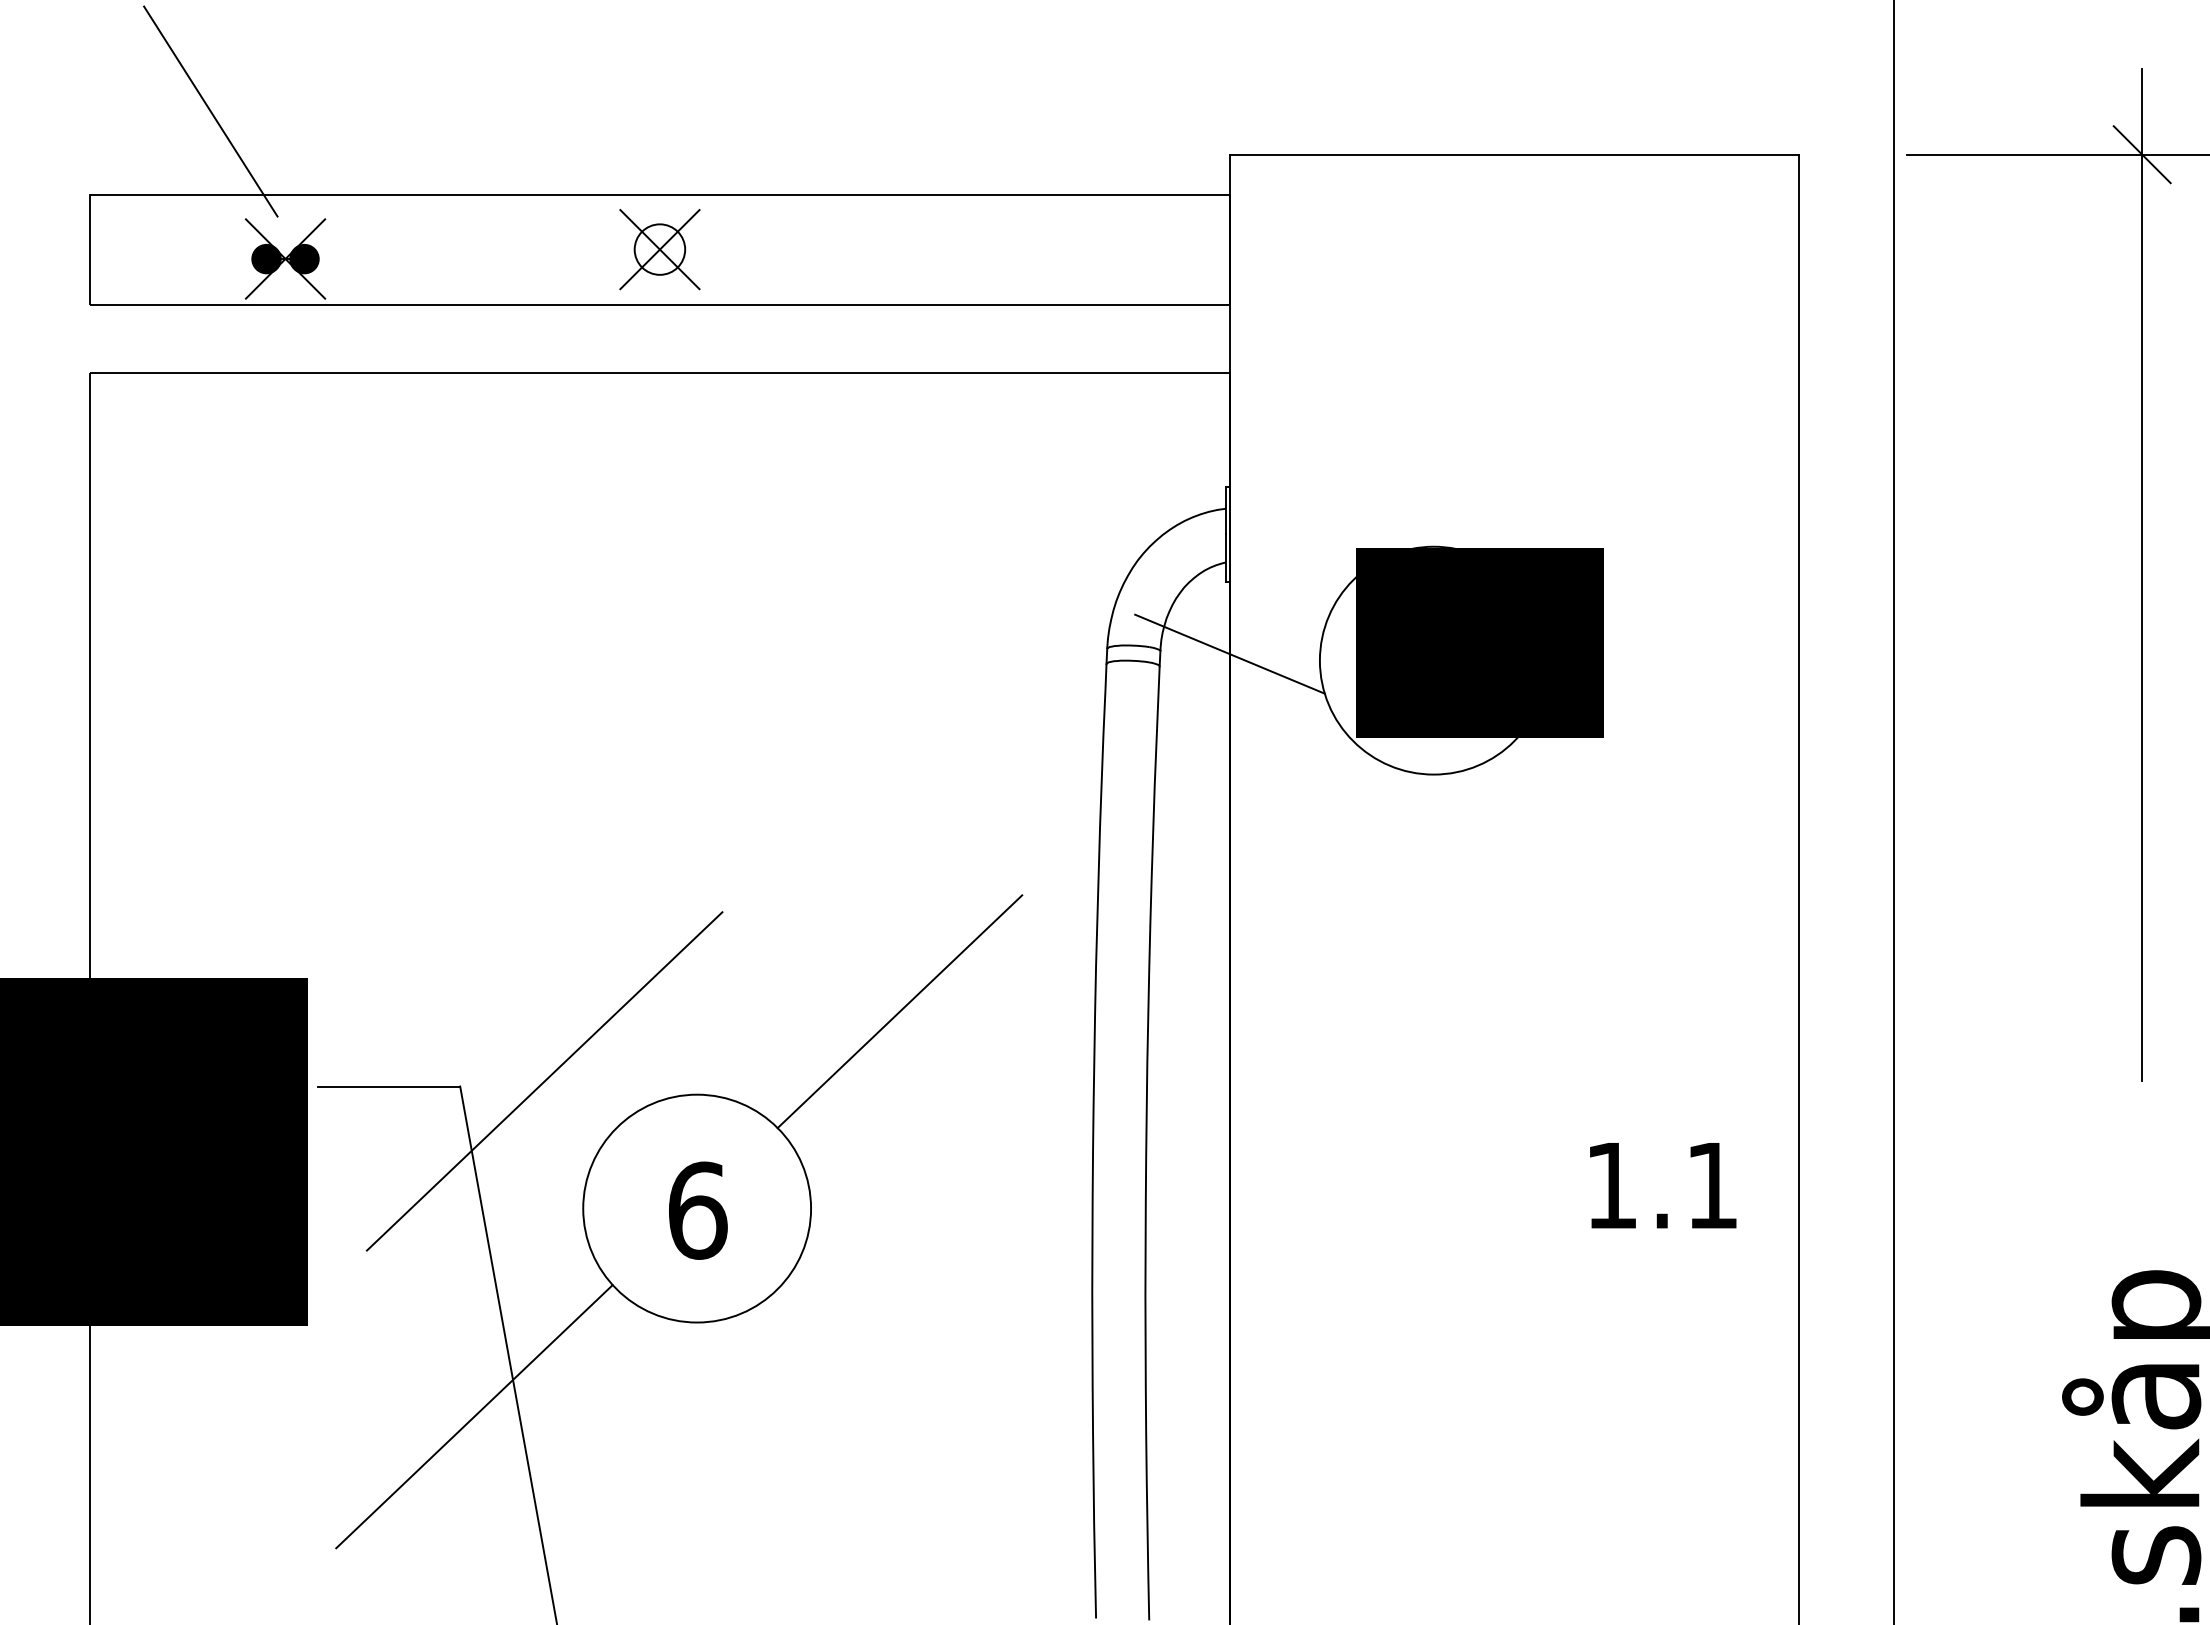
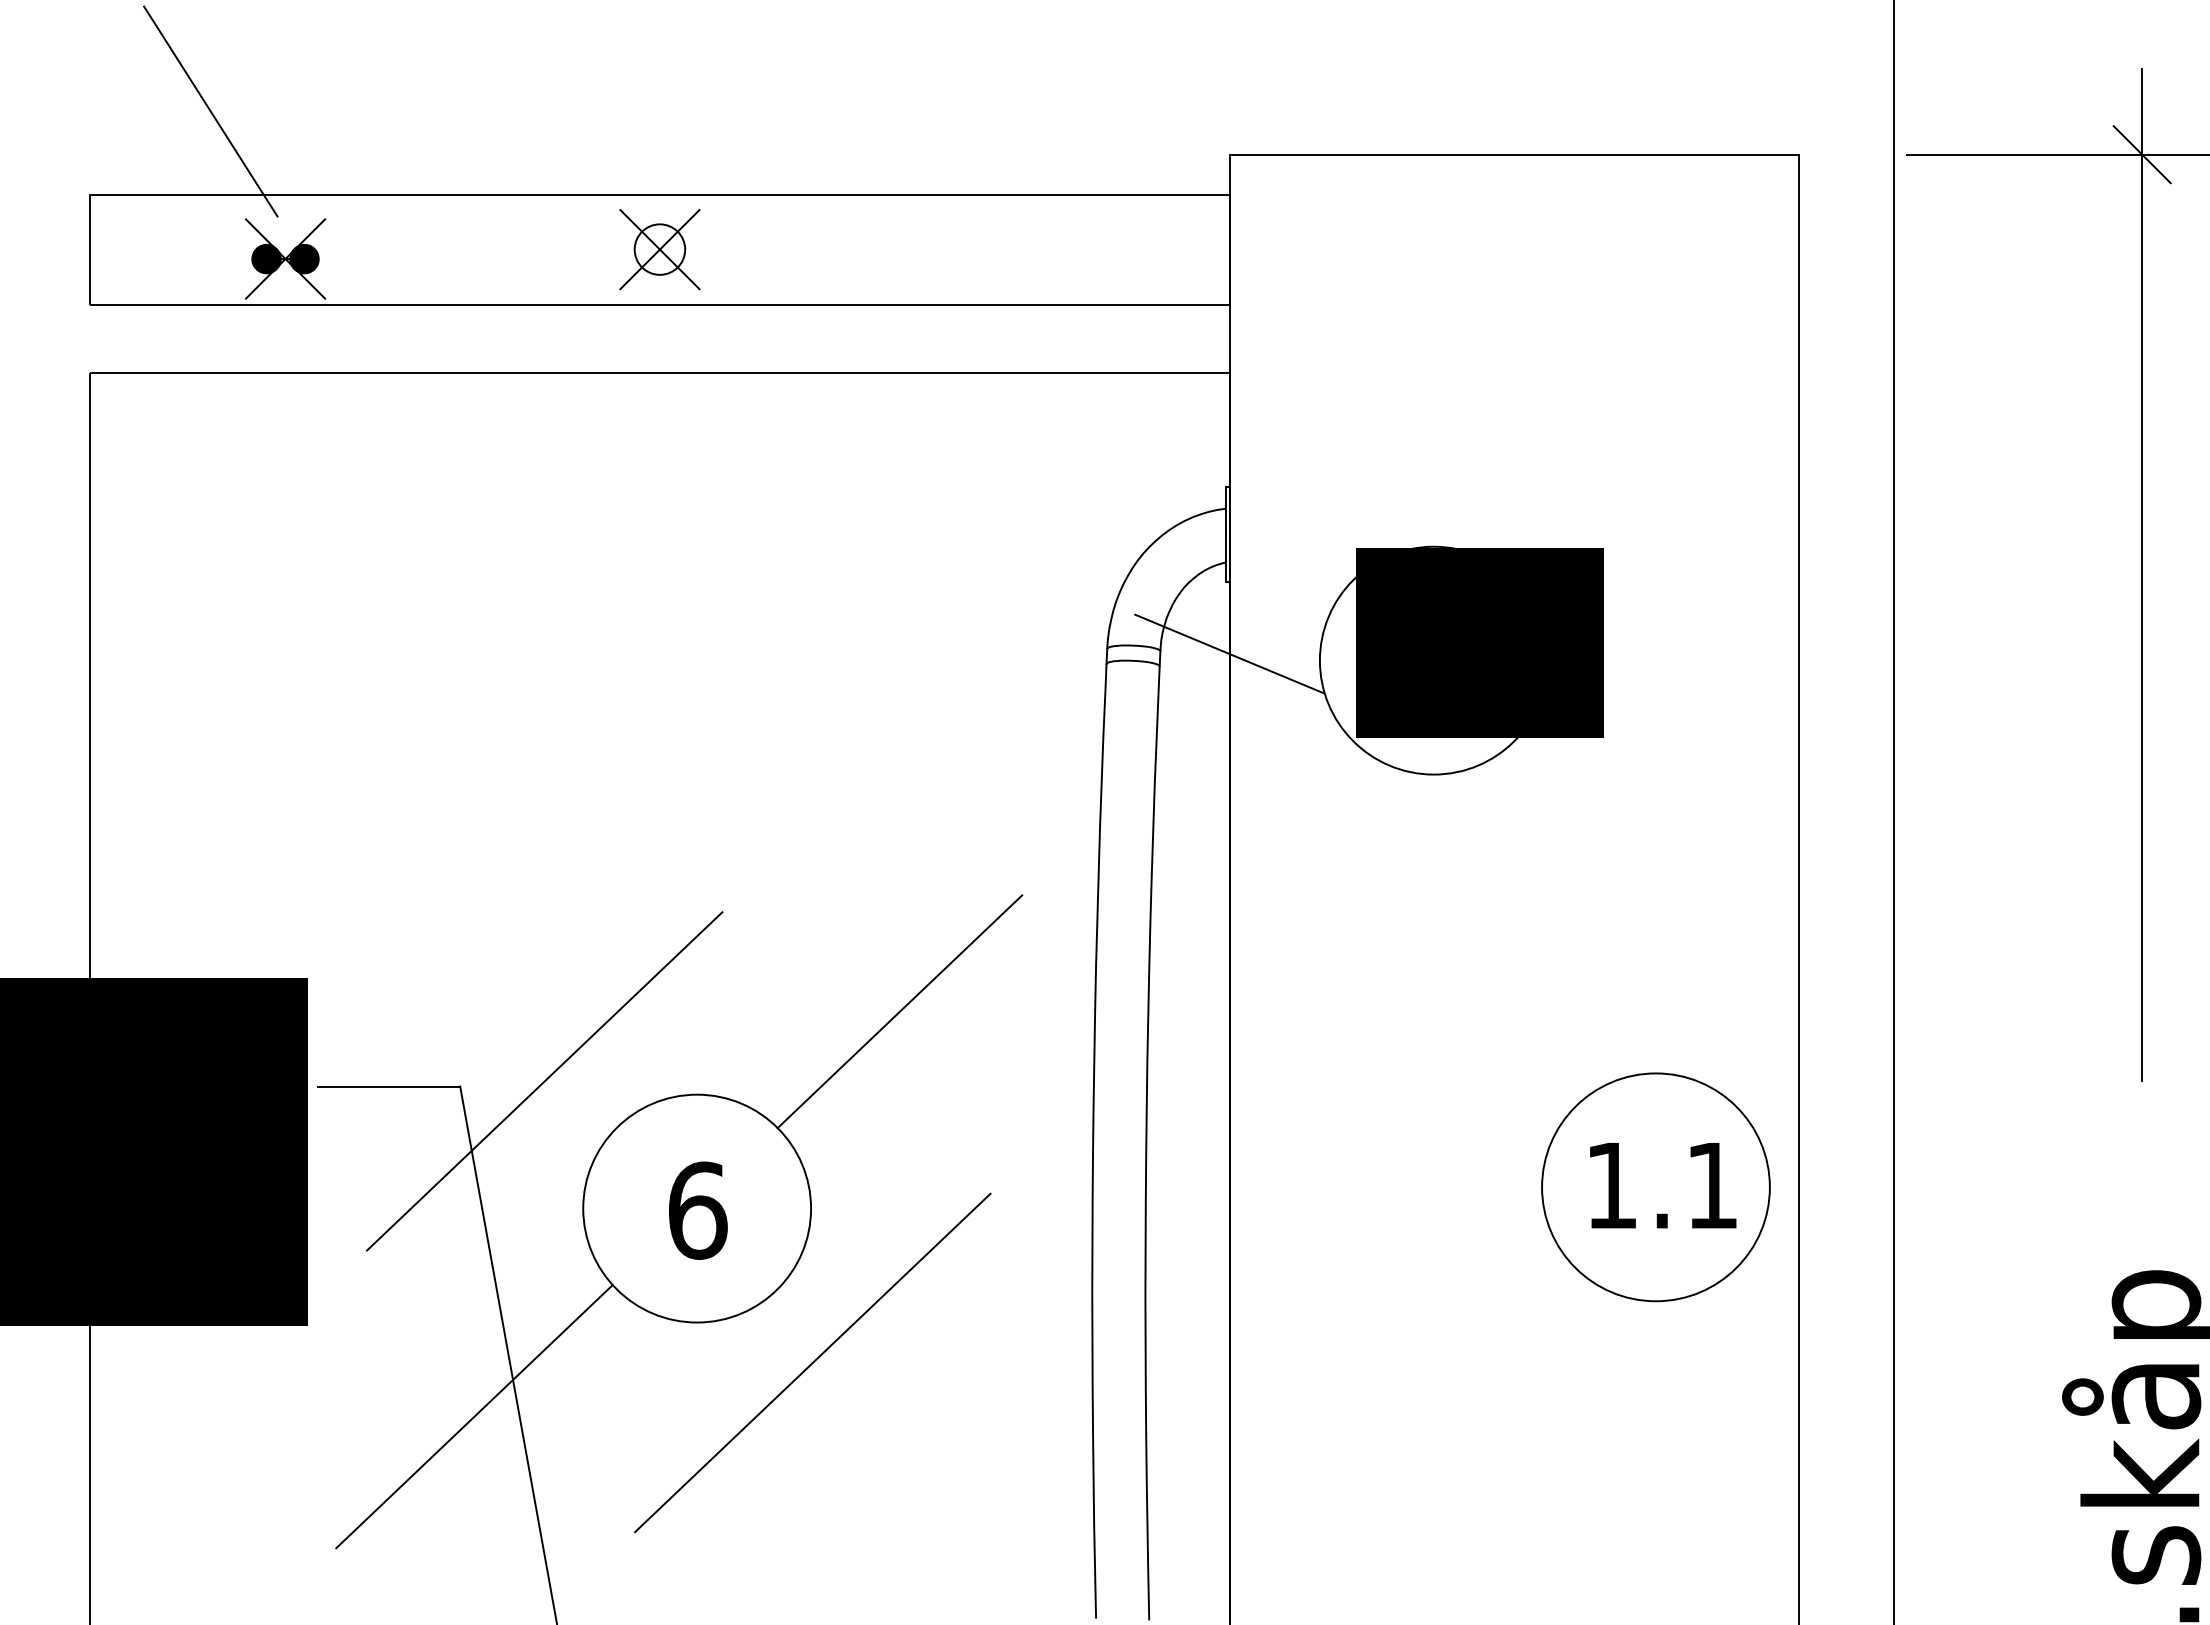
circle: none -> present (1655, 1187)
line: none -> present (812, 1362)
